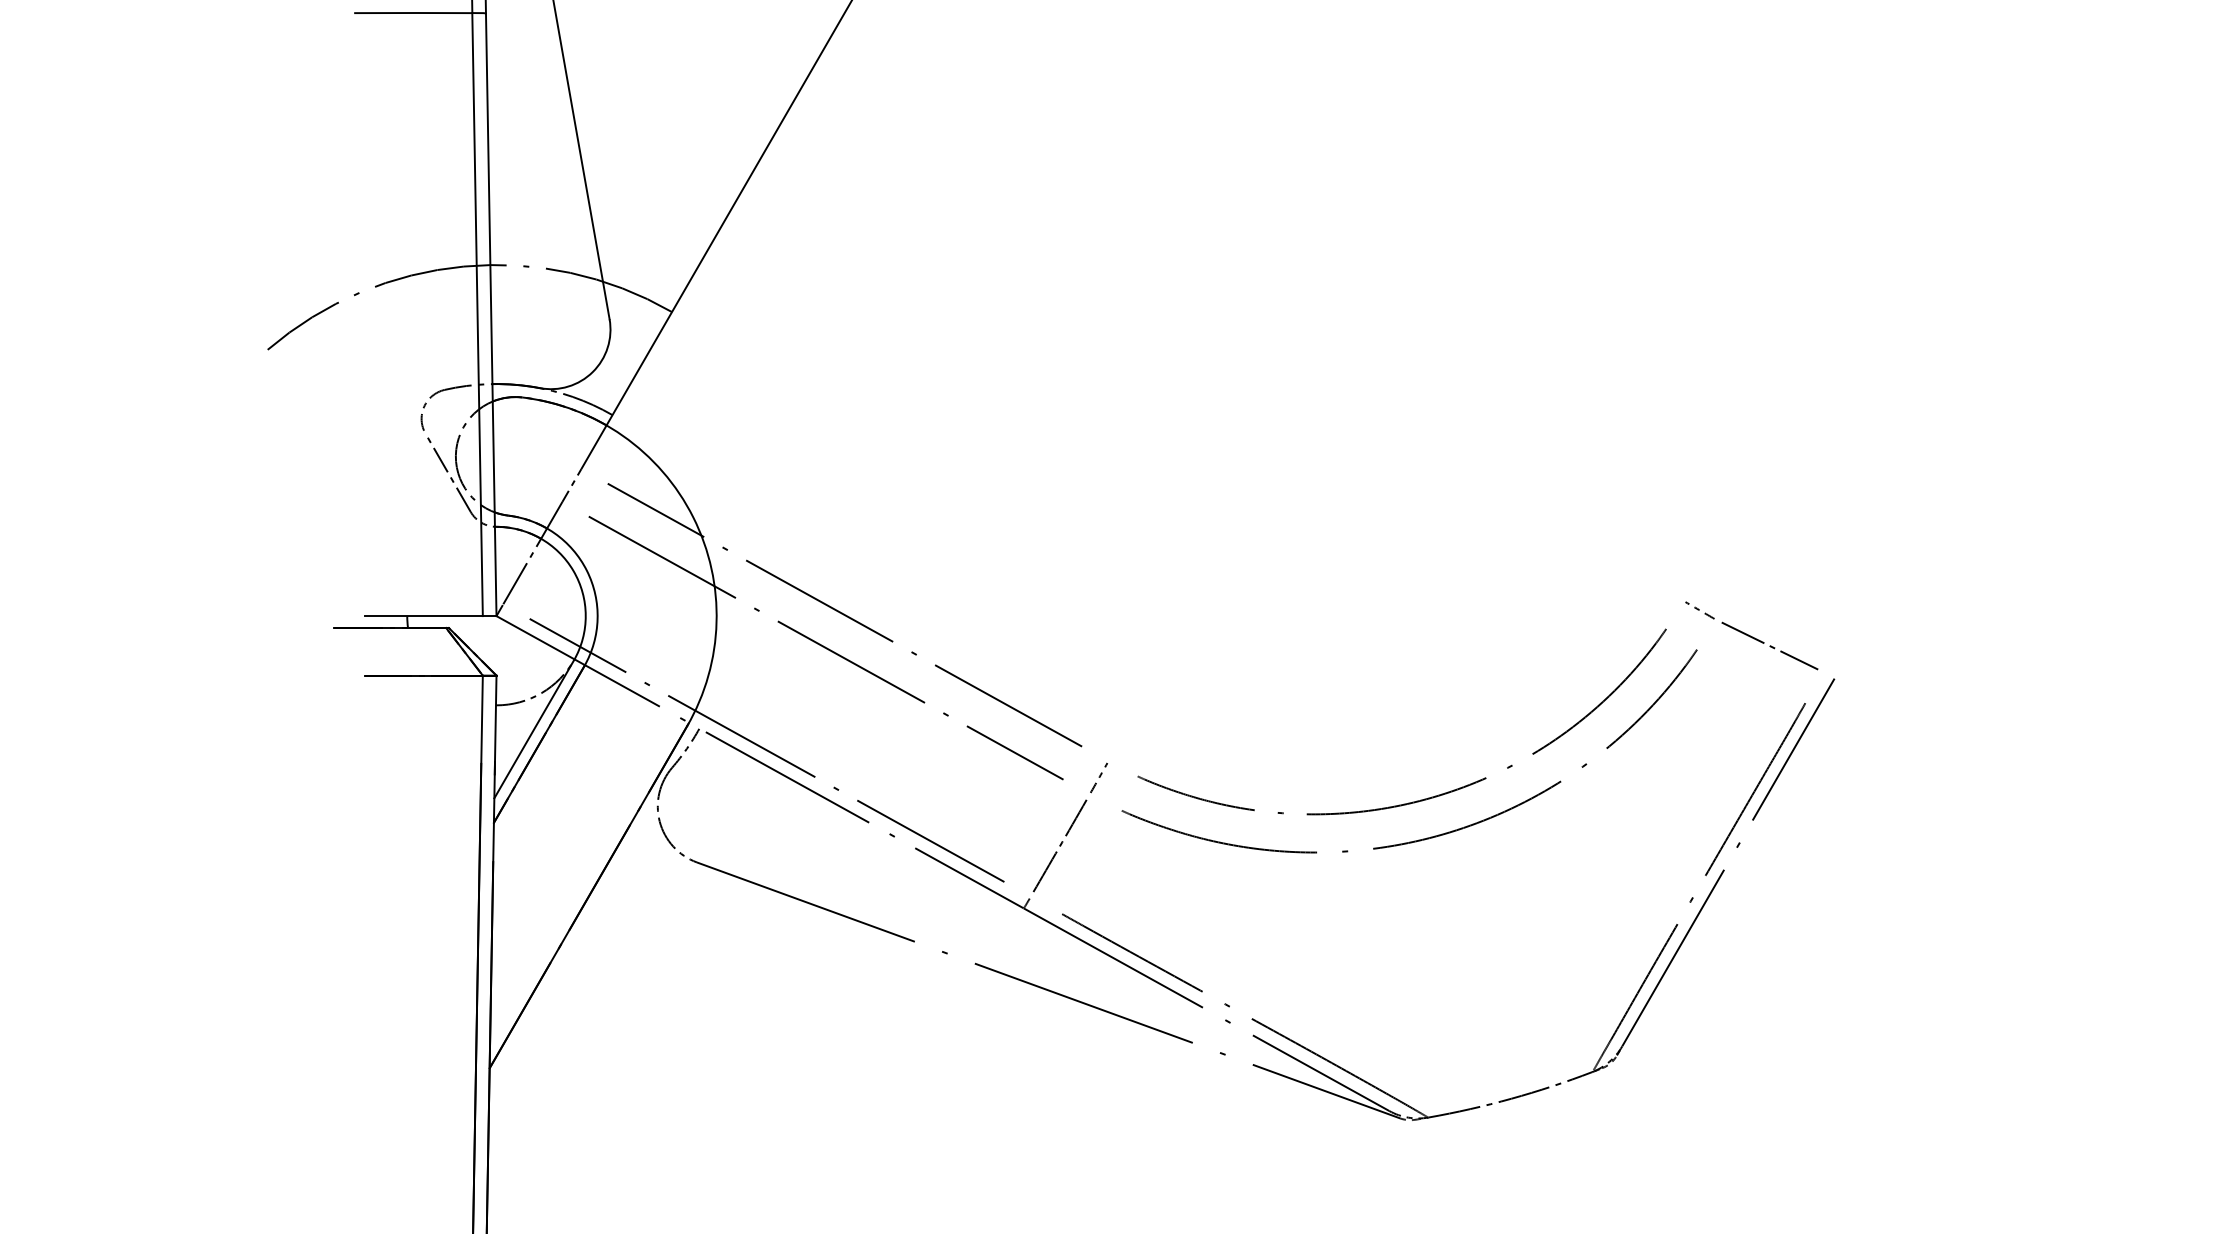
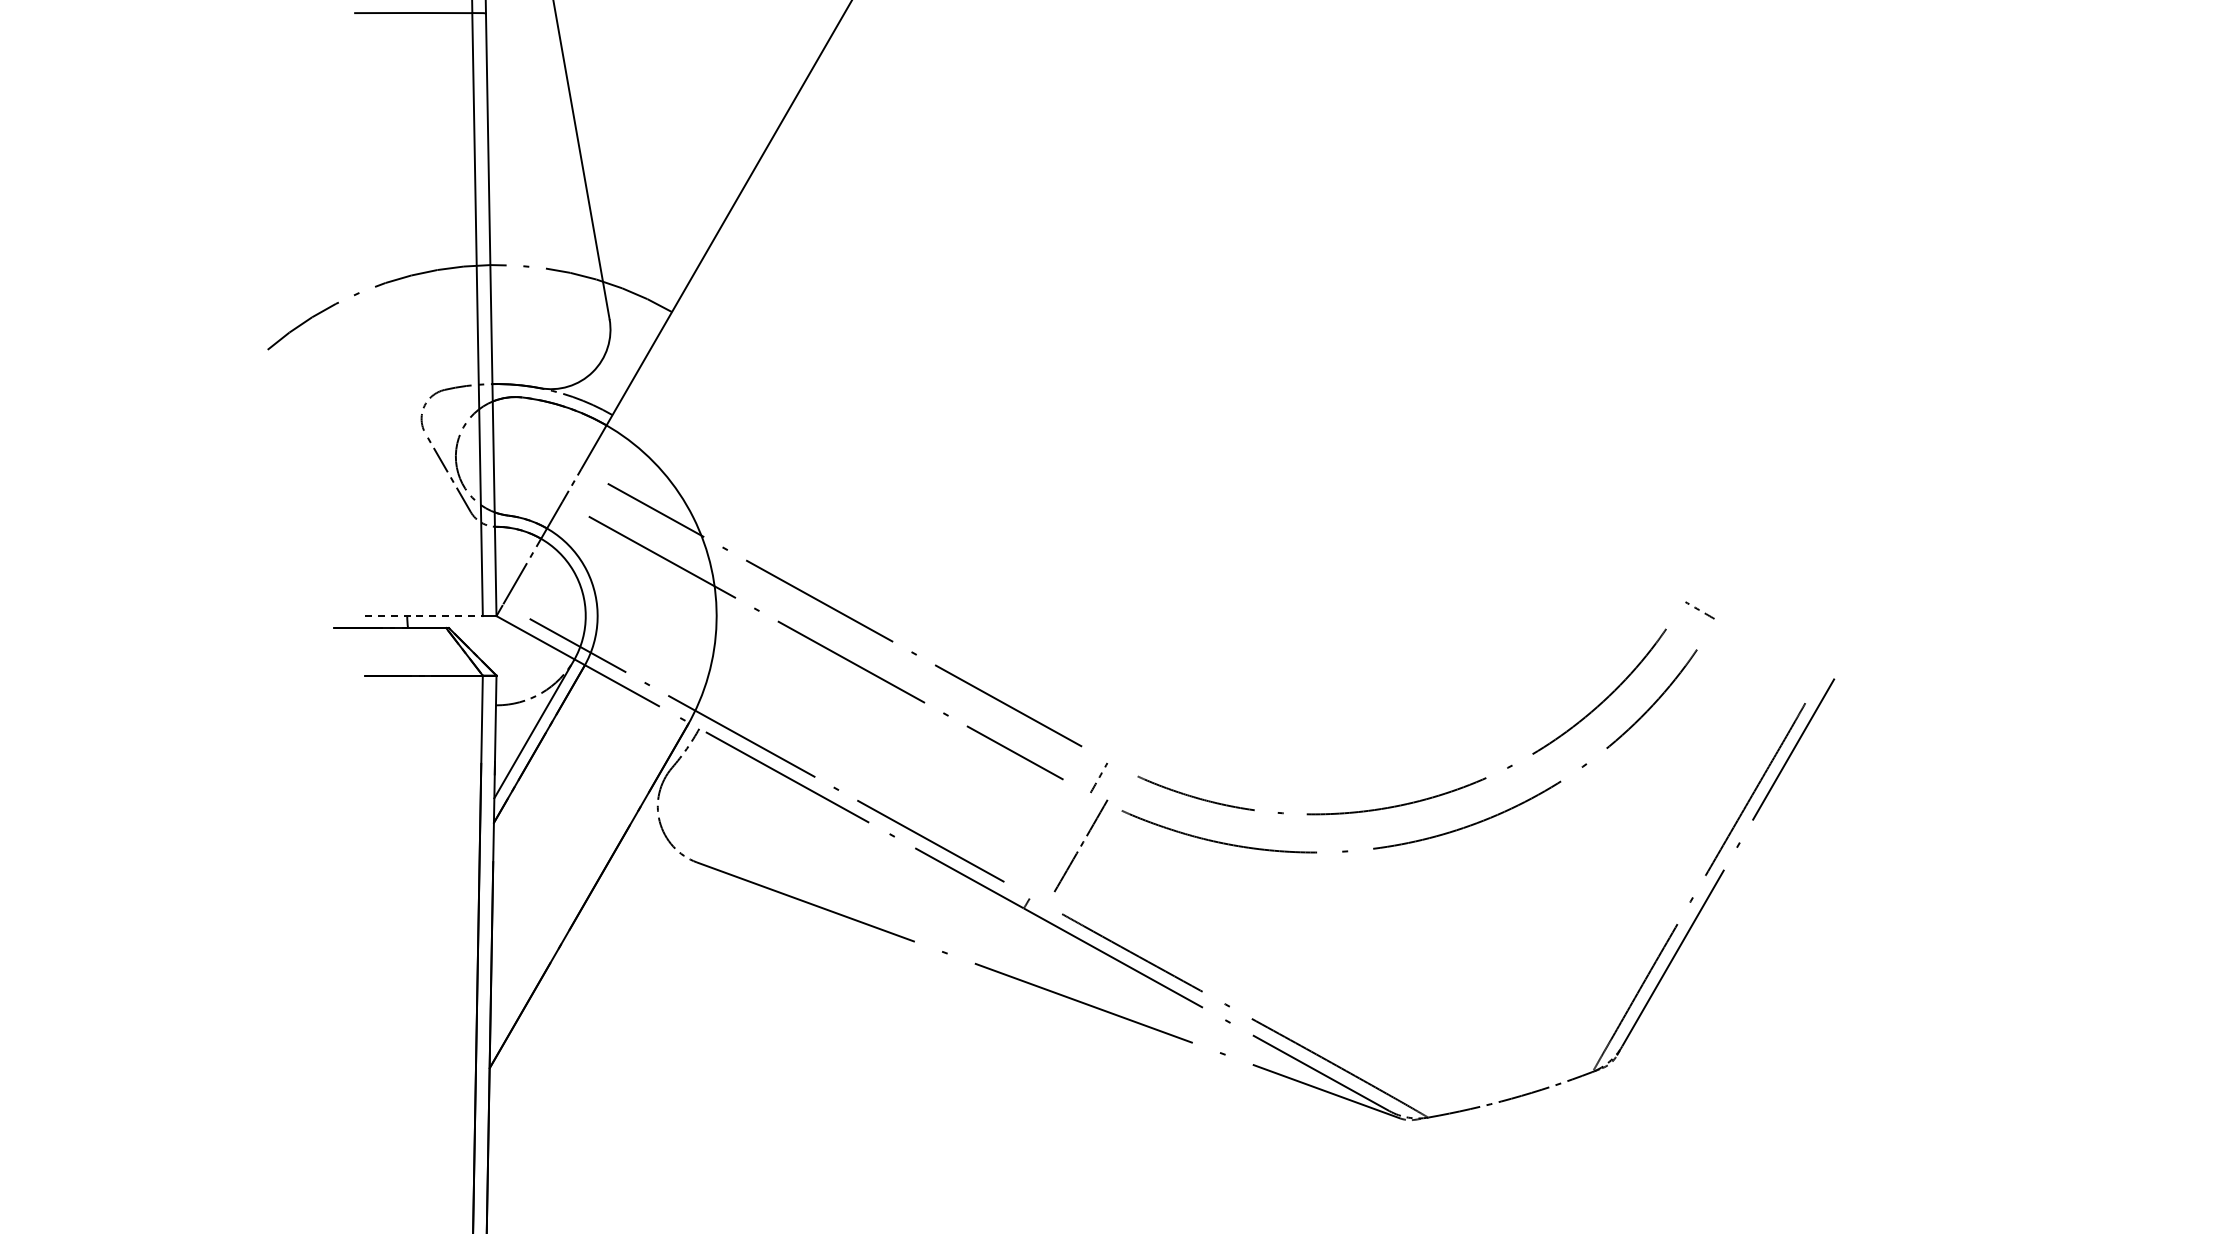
line: solid -> dashed (424, 616)
line: present -> none (1769, 645)
line position: (1059, 845) -> (1080, 845) (1080, 845)
